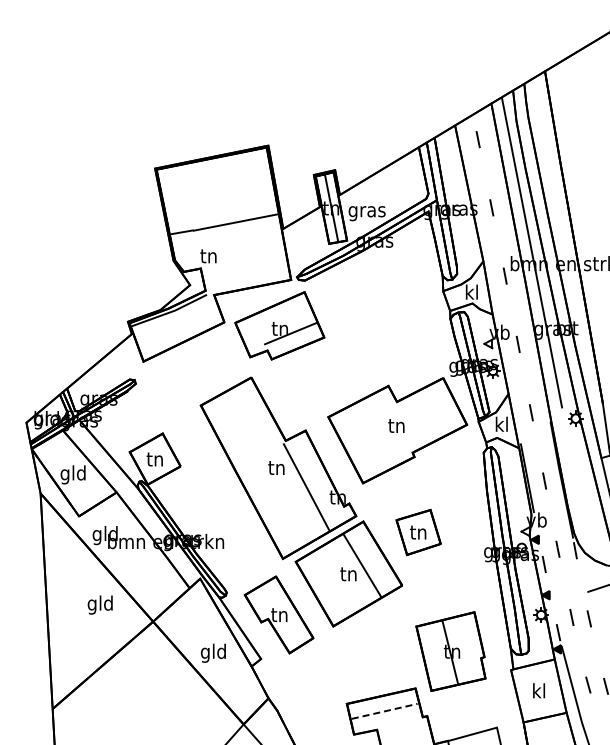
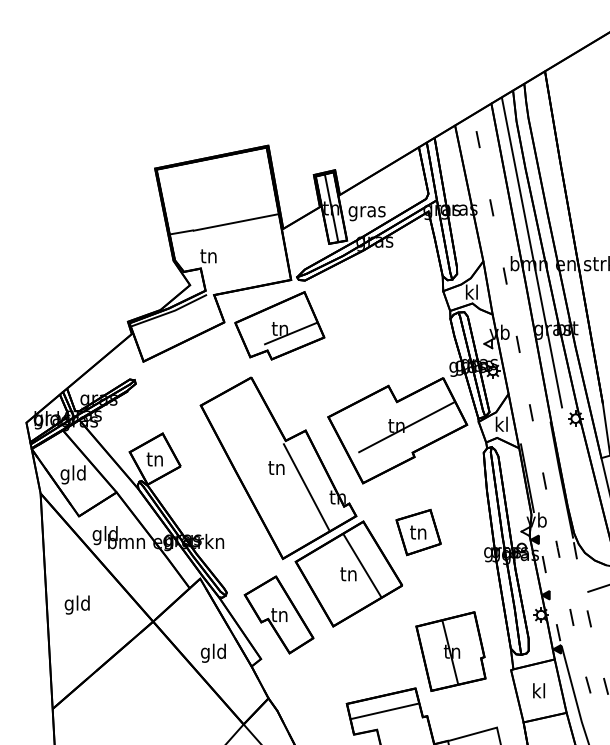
line: none -> present (406, 427)
text position: (99, 604) -> (76, 604) (76, 604)
line: dashed -> solid (384, 711)
